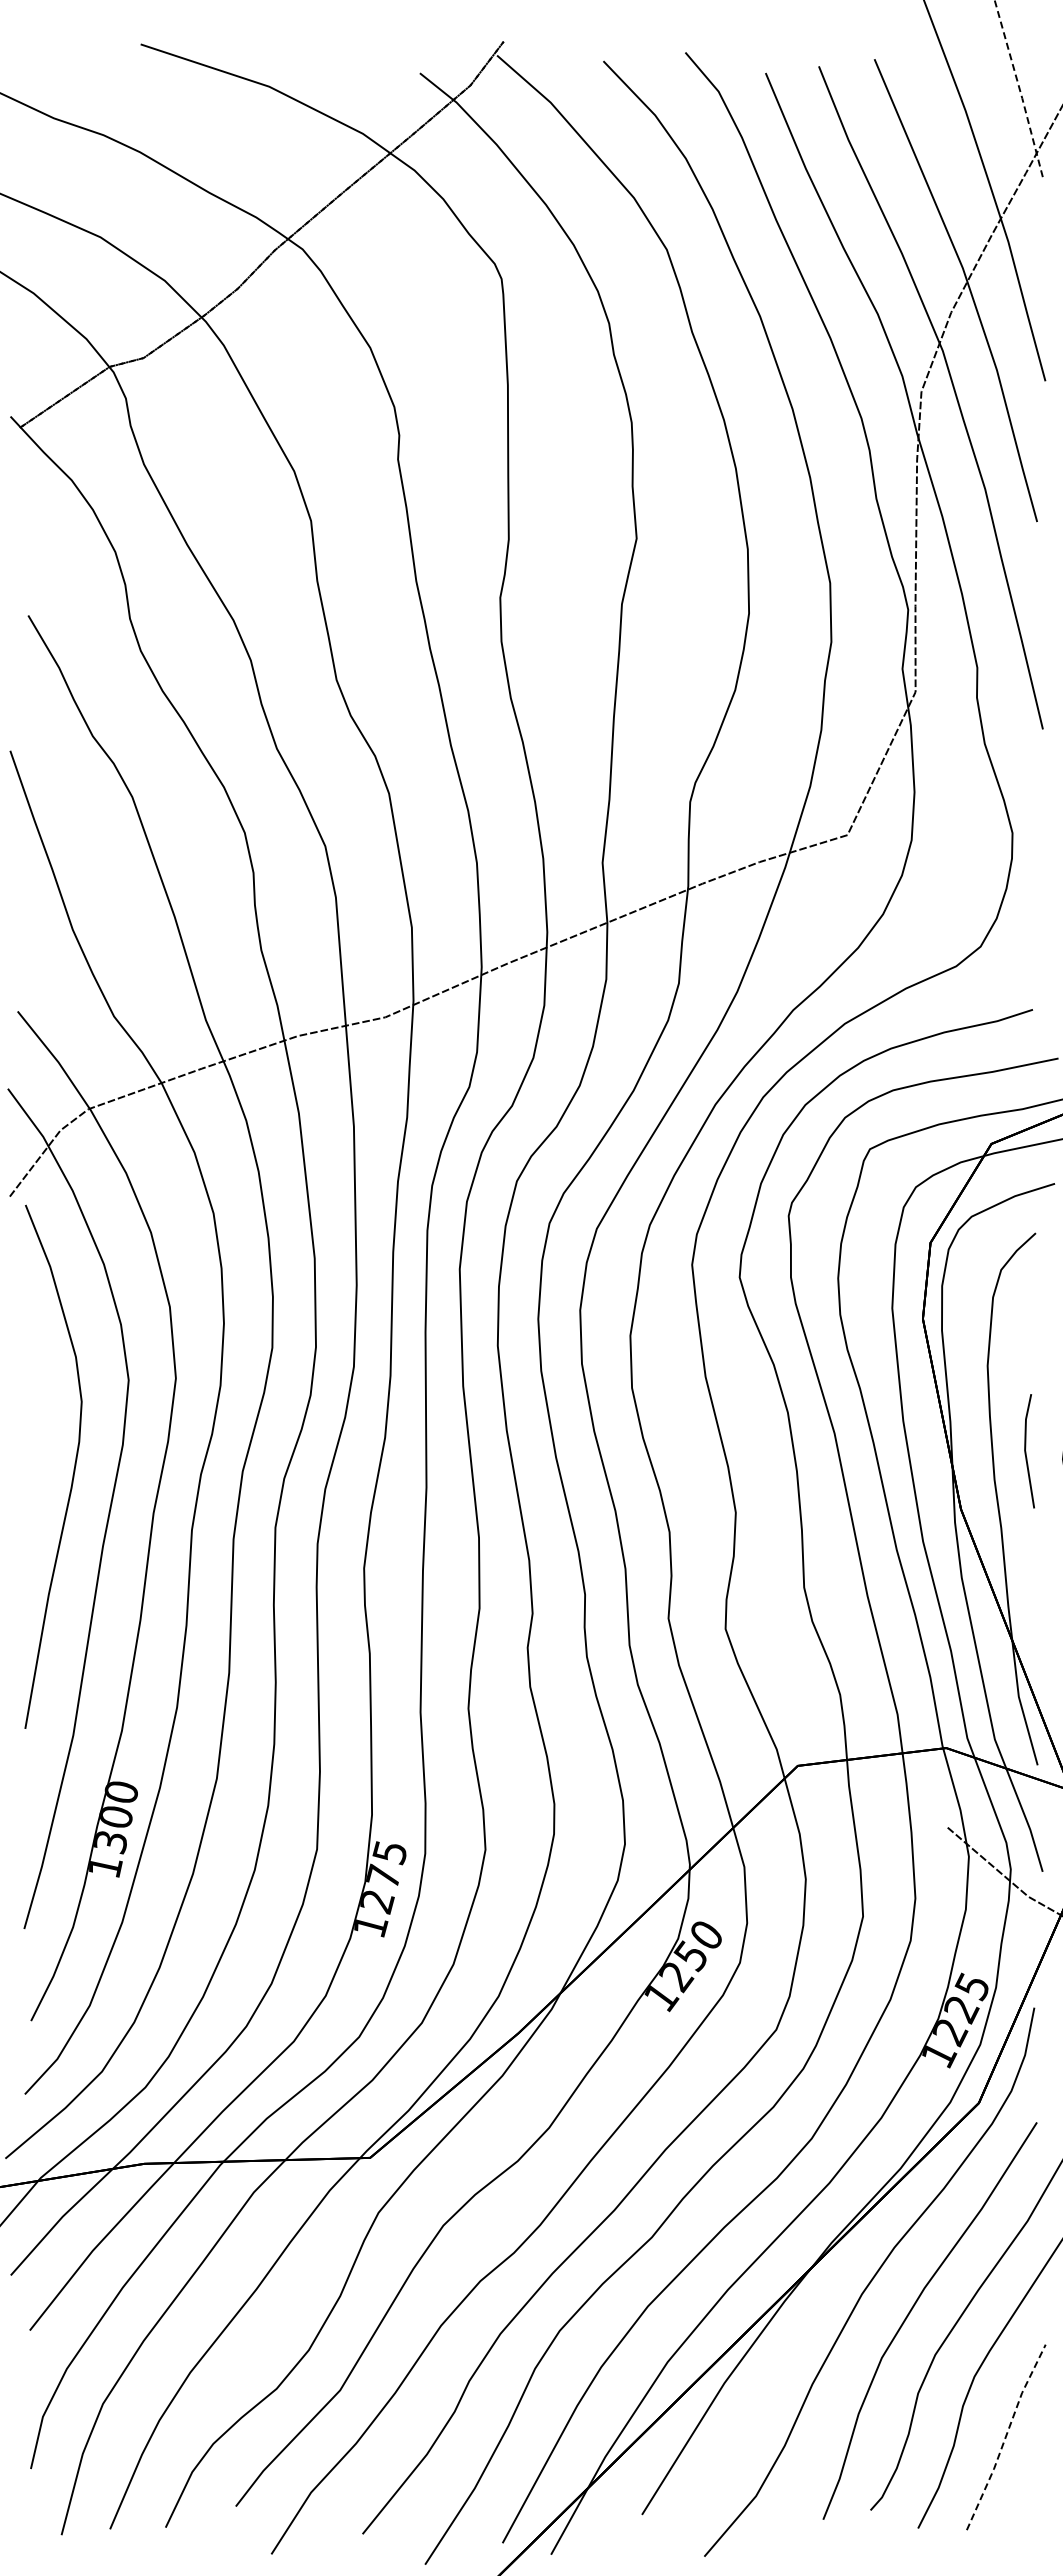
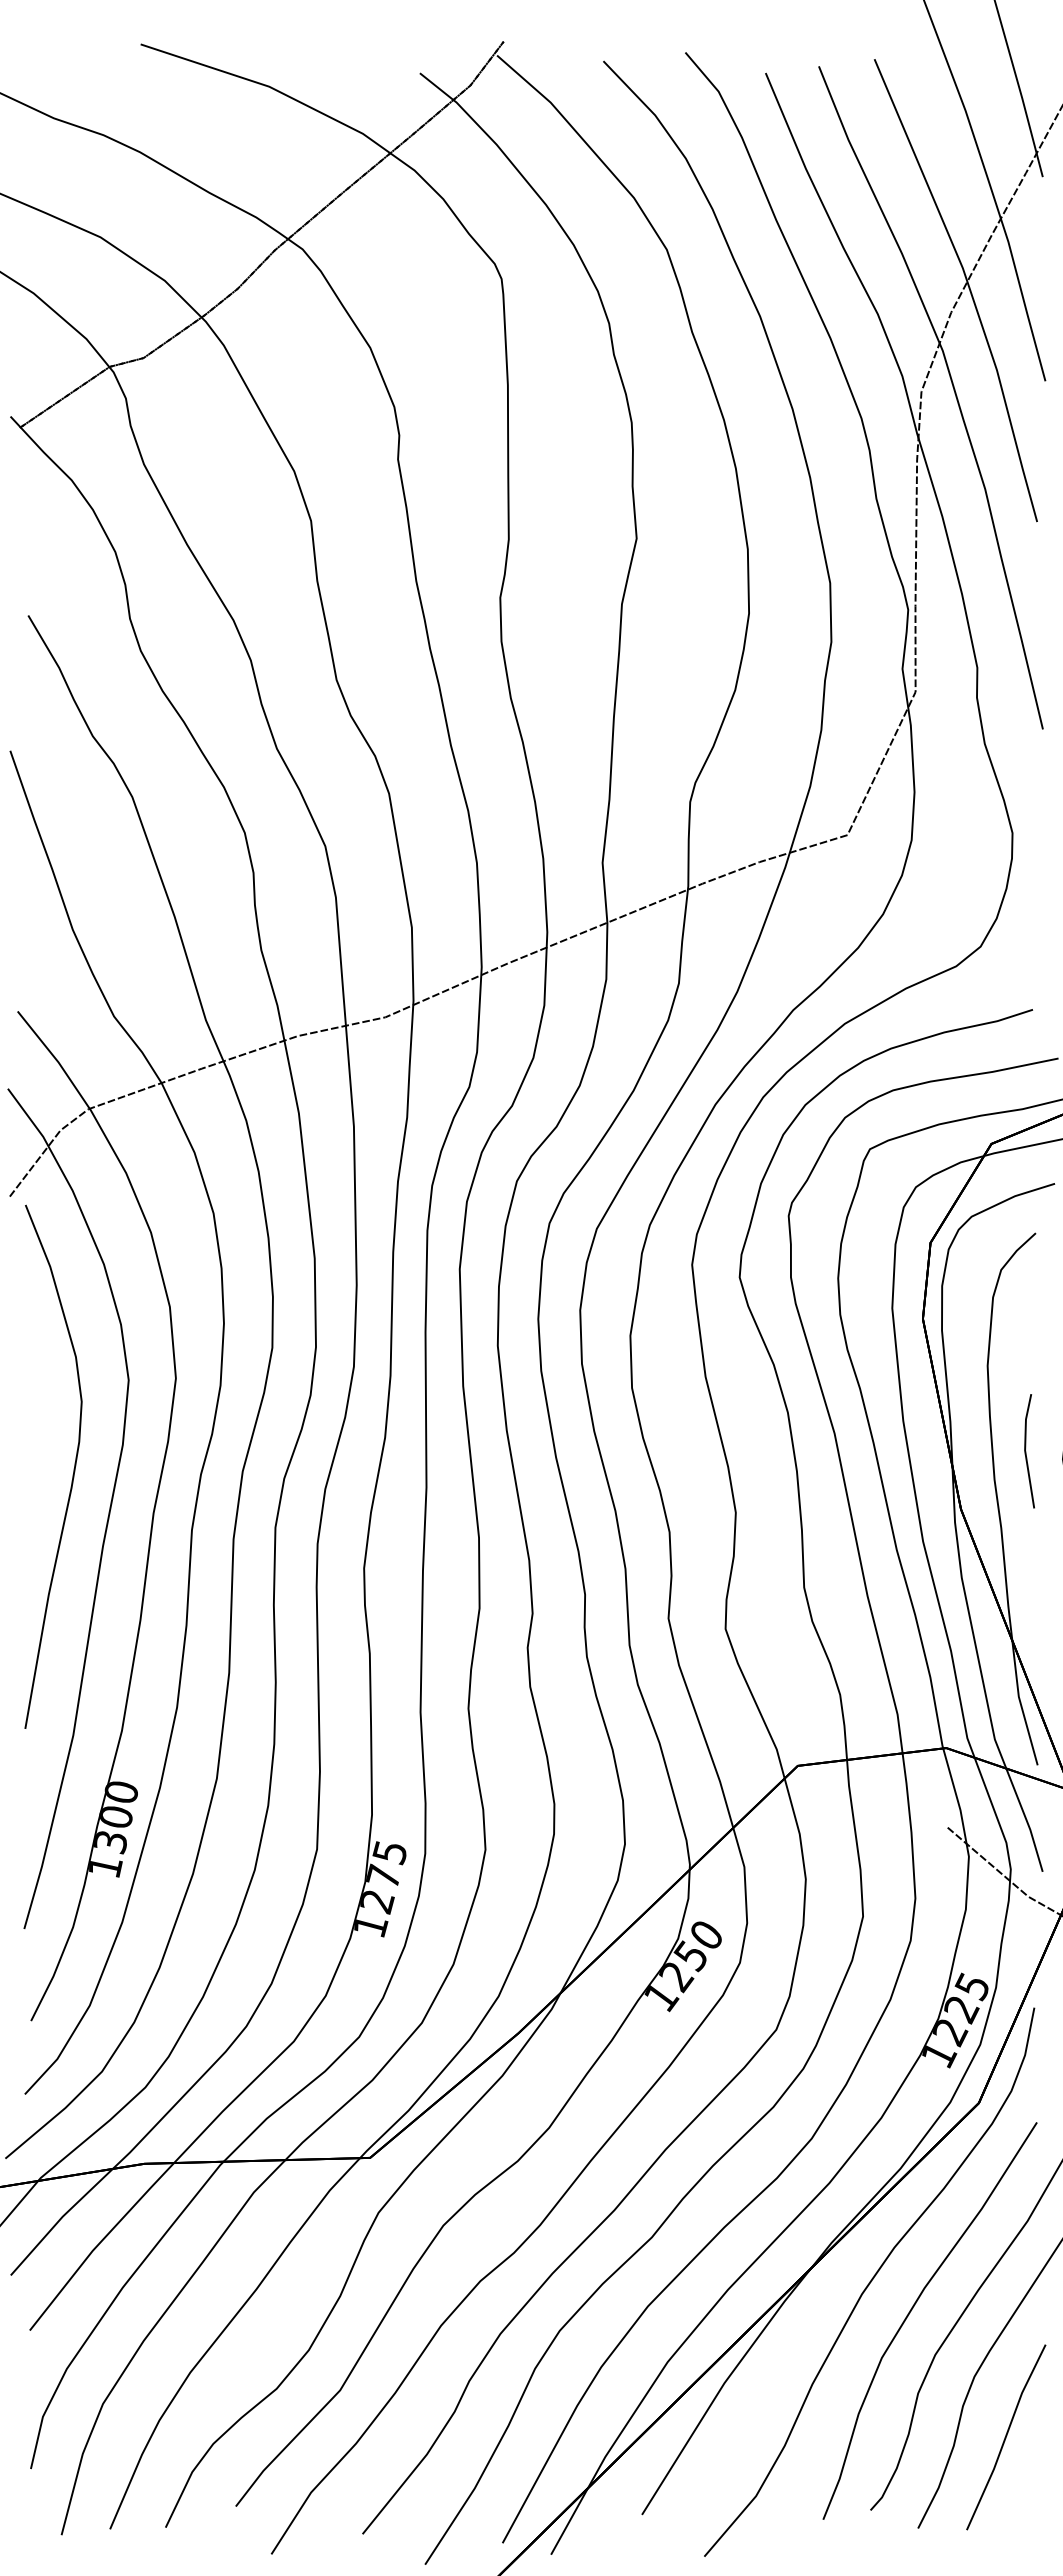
line: dashed -> solid (1019, 88)
line: dashed -> solid (1005, 2436)
